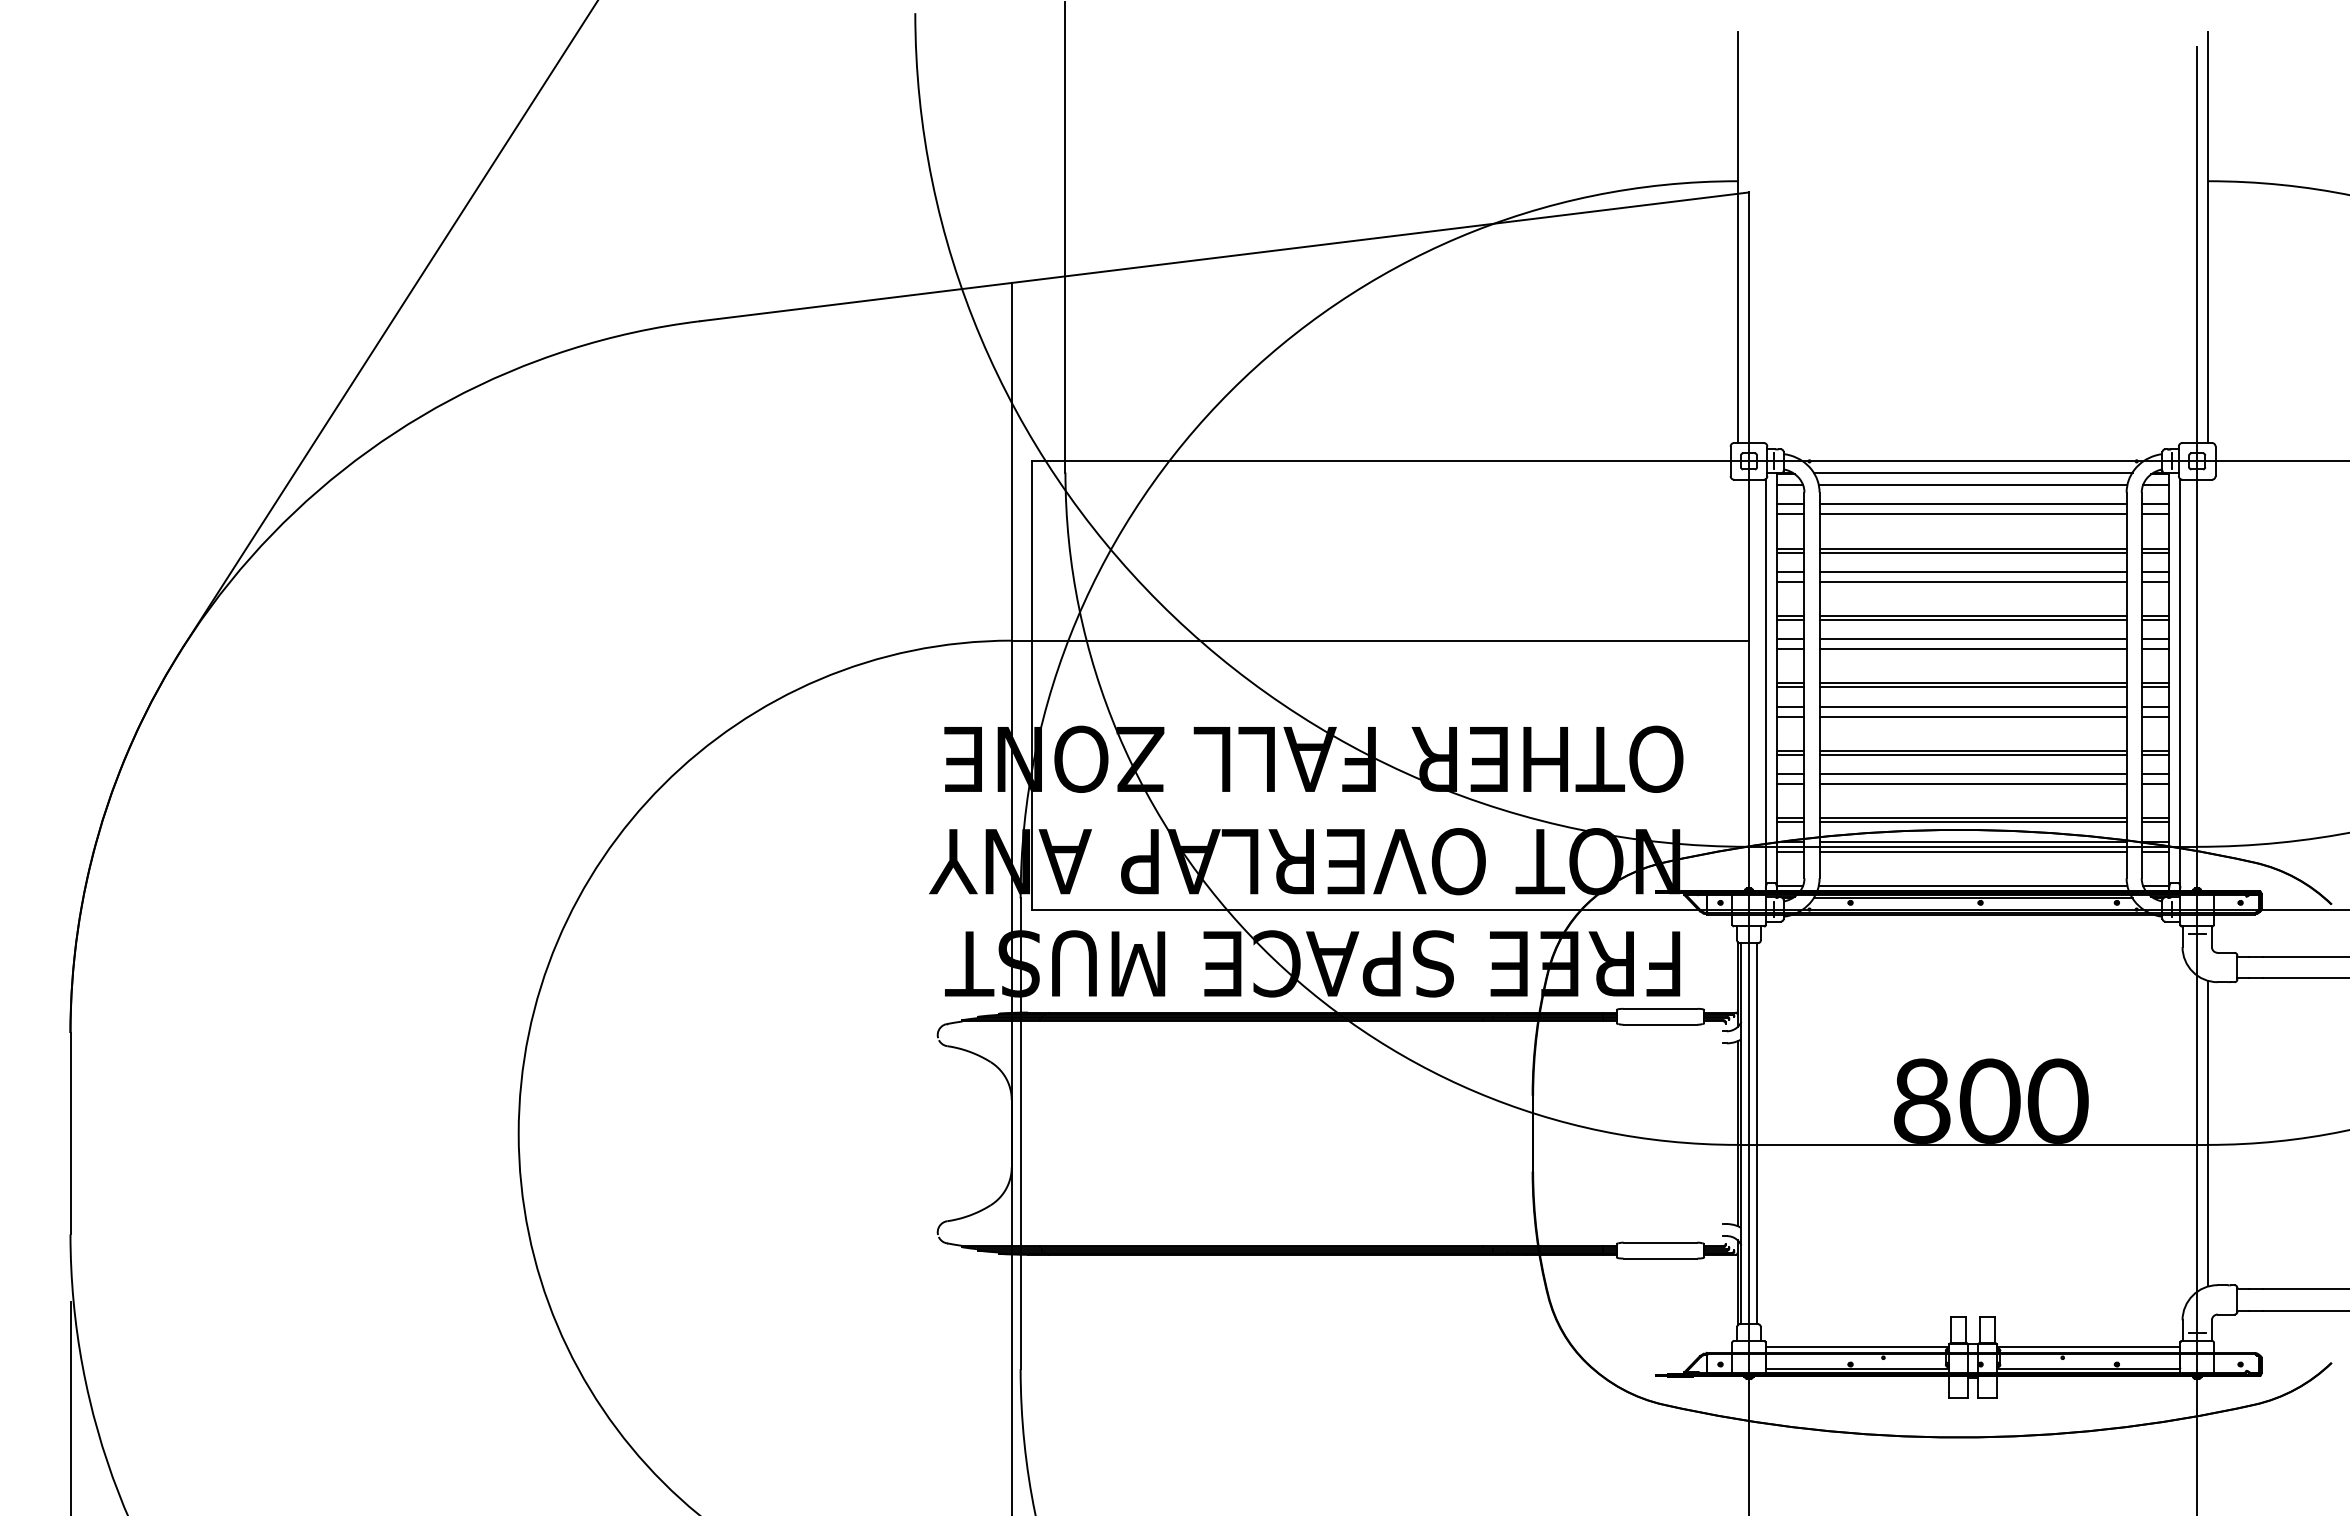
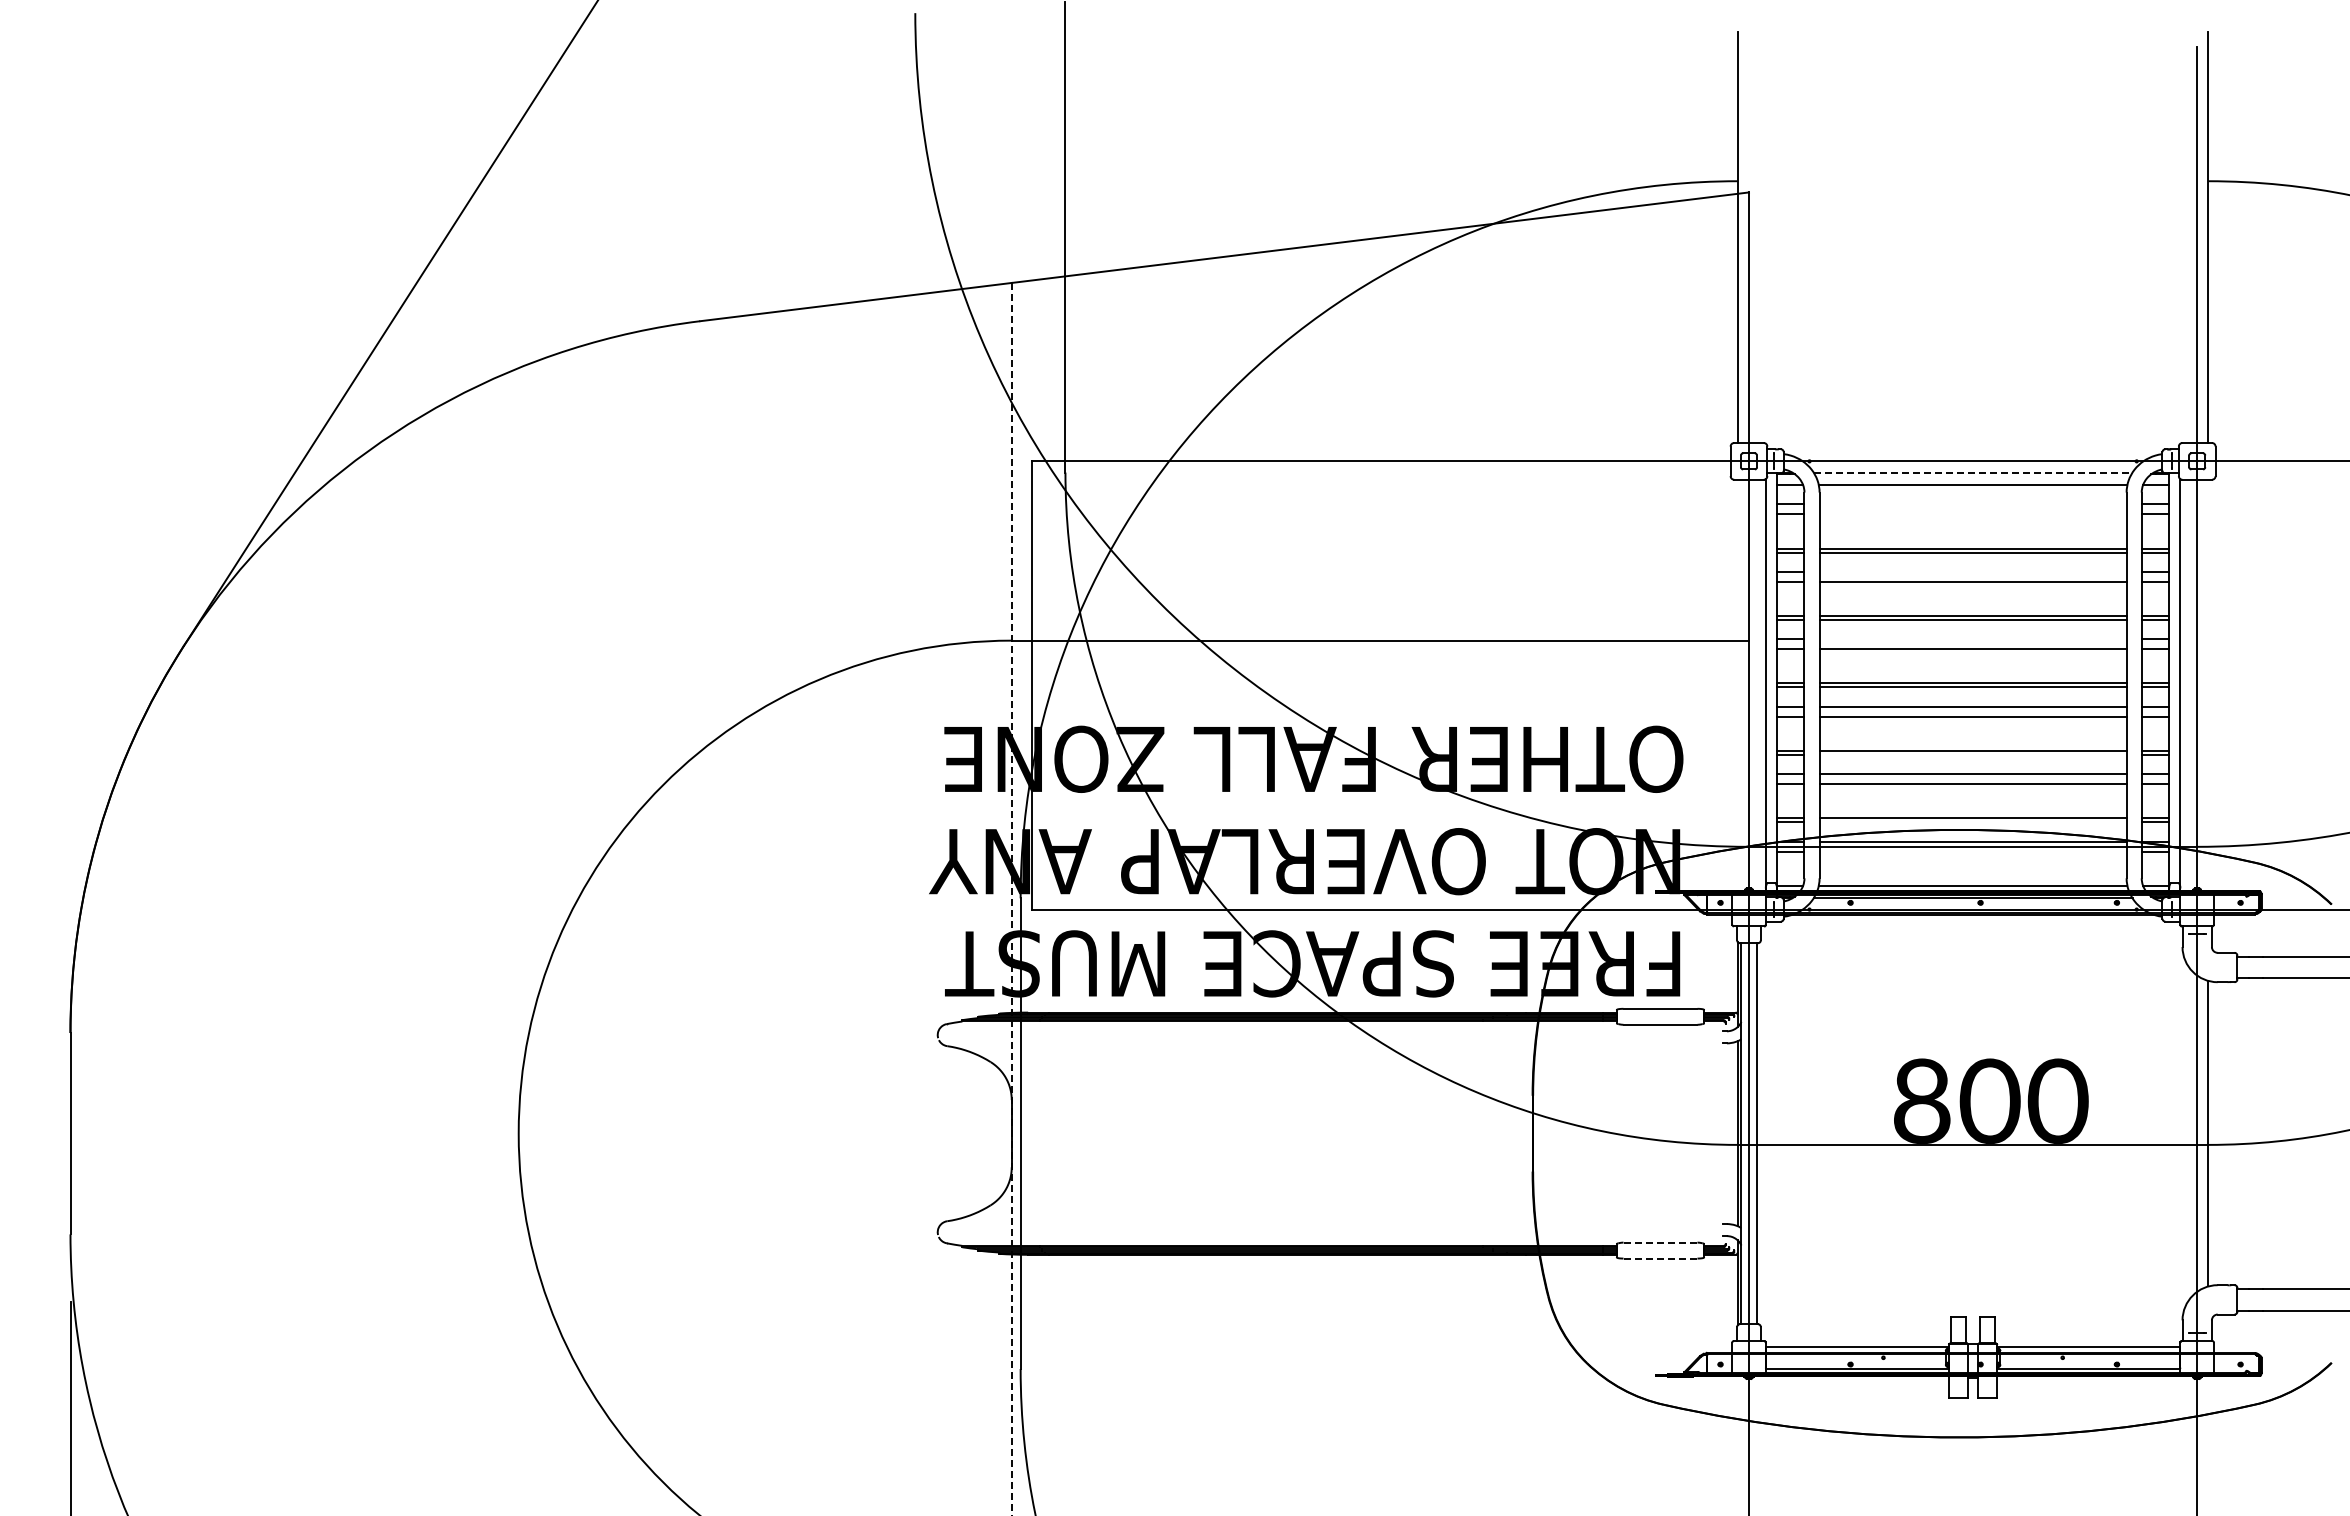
line: solid -> dashed (1973, 472)
line: present -> none (1972, 504)
line: present -> none (1972, 514)
line: present -> none (1972, 571)
line: present -> none (1972, 639)
line: present -> none (1972, 754)
line: present -> none (1972, 822)
line: present -> none (1972, 851)
line: solid -> dashed (1011, 898)
line: solid -> dashed (1660, 1242)
line: solid -> dashed (1660, 1258)
